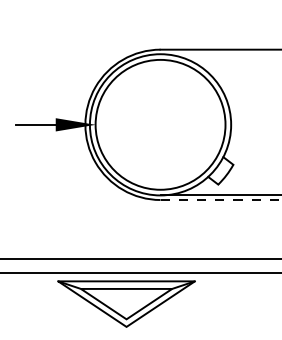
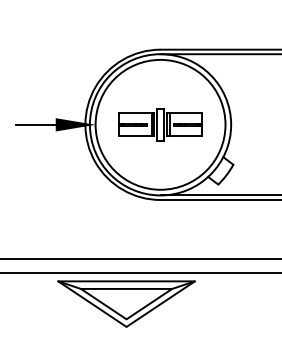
line: none -> present (219, 54)
part: none -> present (160, 124)
line: dashed -> solid (221, 200)
